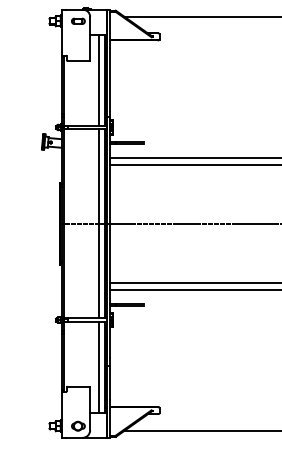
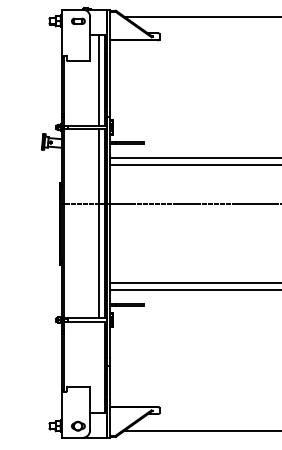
line position: (168, 223) -> (168, 203) (168, 203)
line: present -> none (99, 366)
